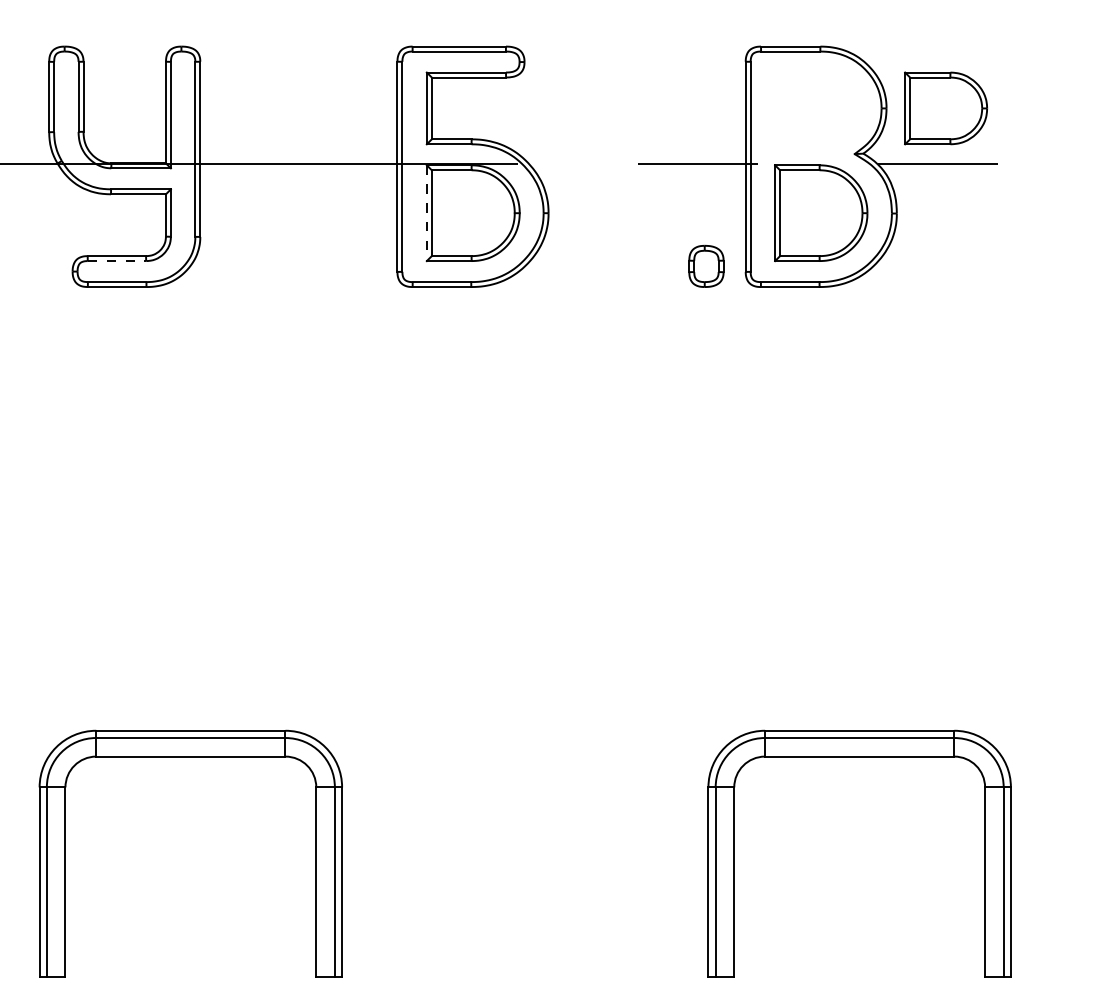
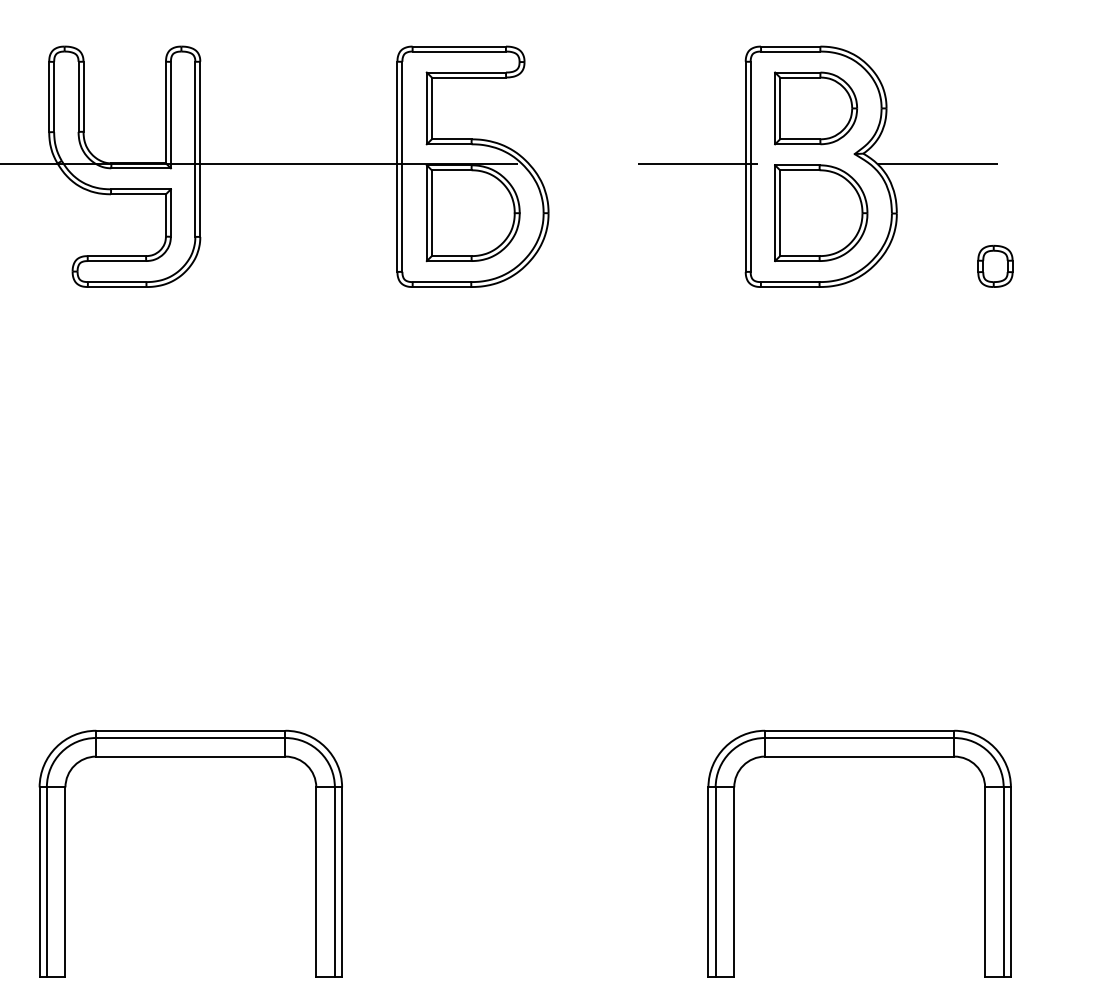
part position: (946, 108) -> (816, 108) (816, 108)
line: dashed -> solid (426, 213)
line: dashed -> solid (117, 261)
part position: (706, 265) -> (995, 265) (995, 265)
